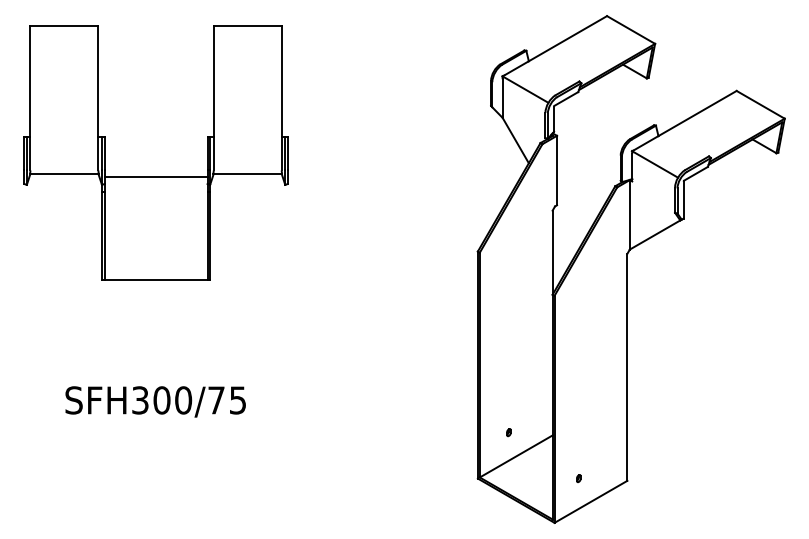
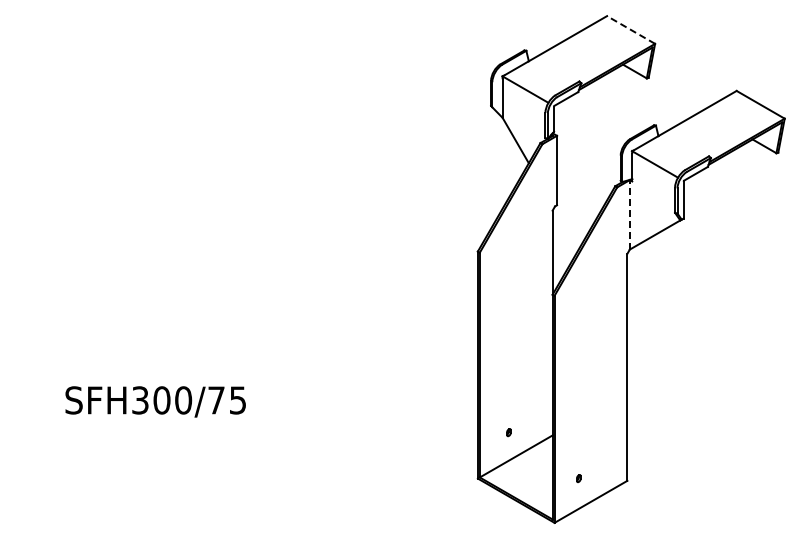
line: solid -> dashed (631, 30)
part: present -> none (155, 176)
line: solid -> dashed (629, 214)
